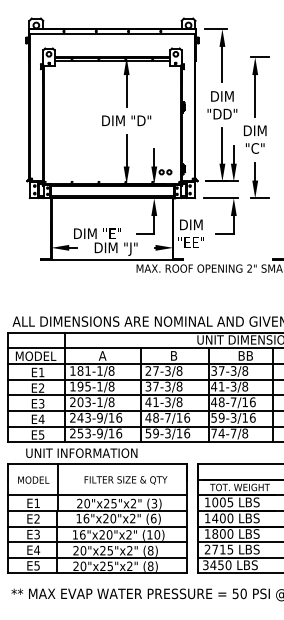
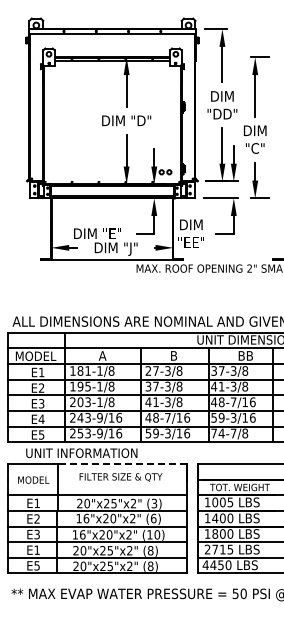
line: solid -> dashed (122, 464)
text position: (125, 480) -> (120, 477) (120, 477)
text: E4 -> E1 (37, 549)
text: 3450 -> 4450 (205, 565)
